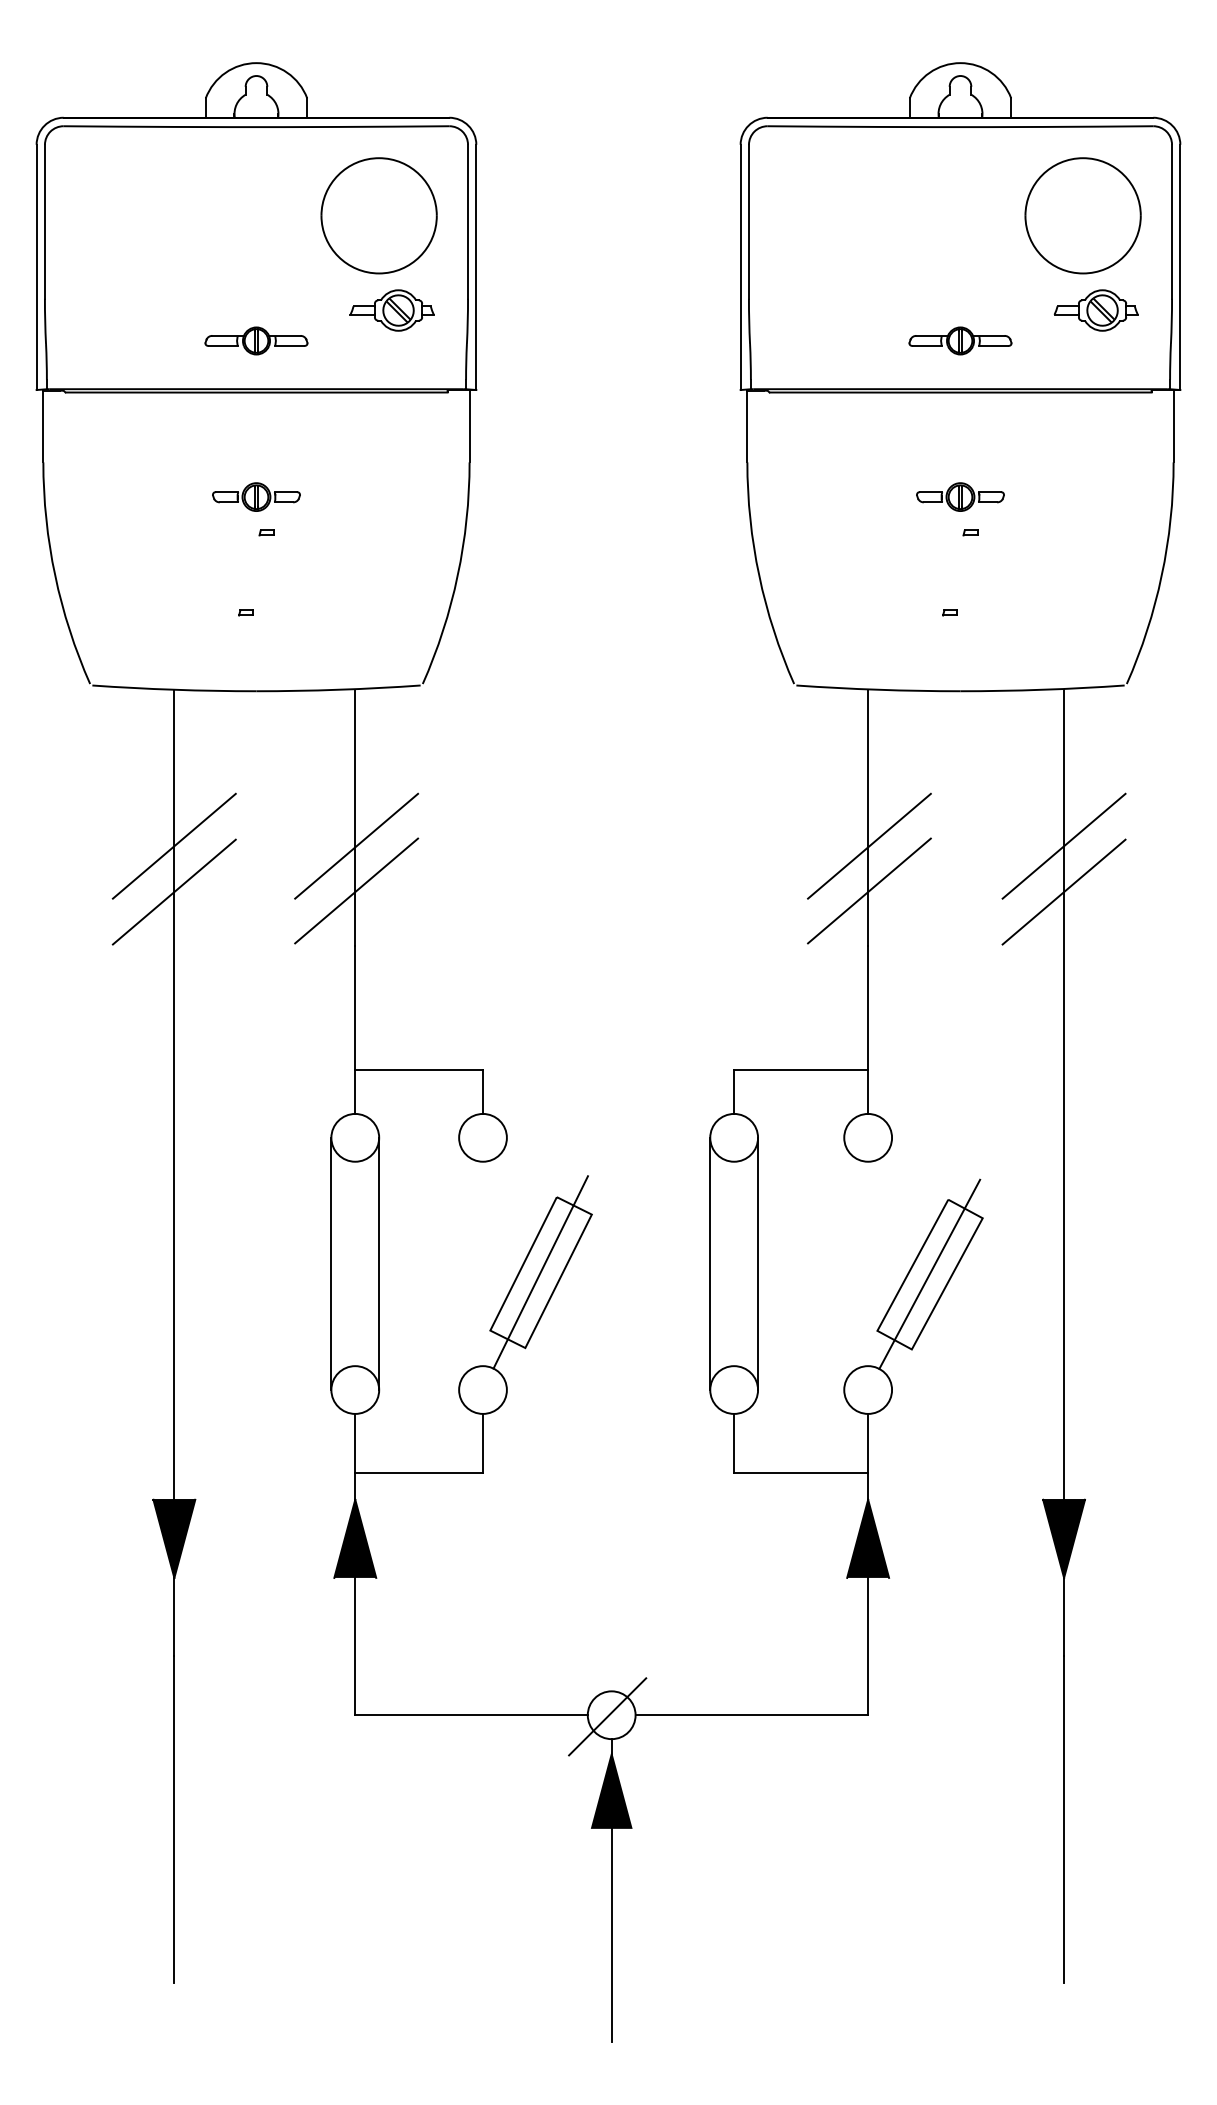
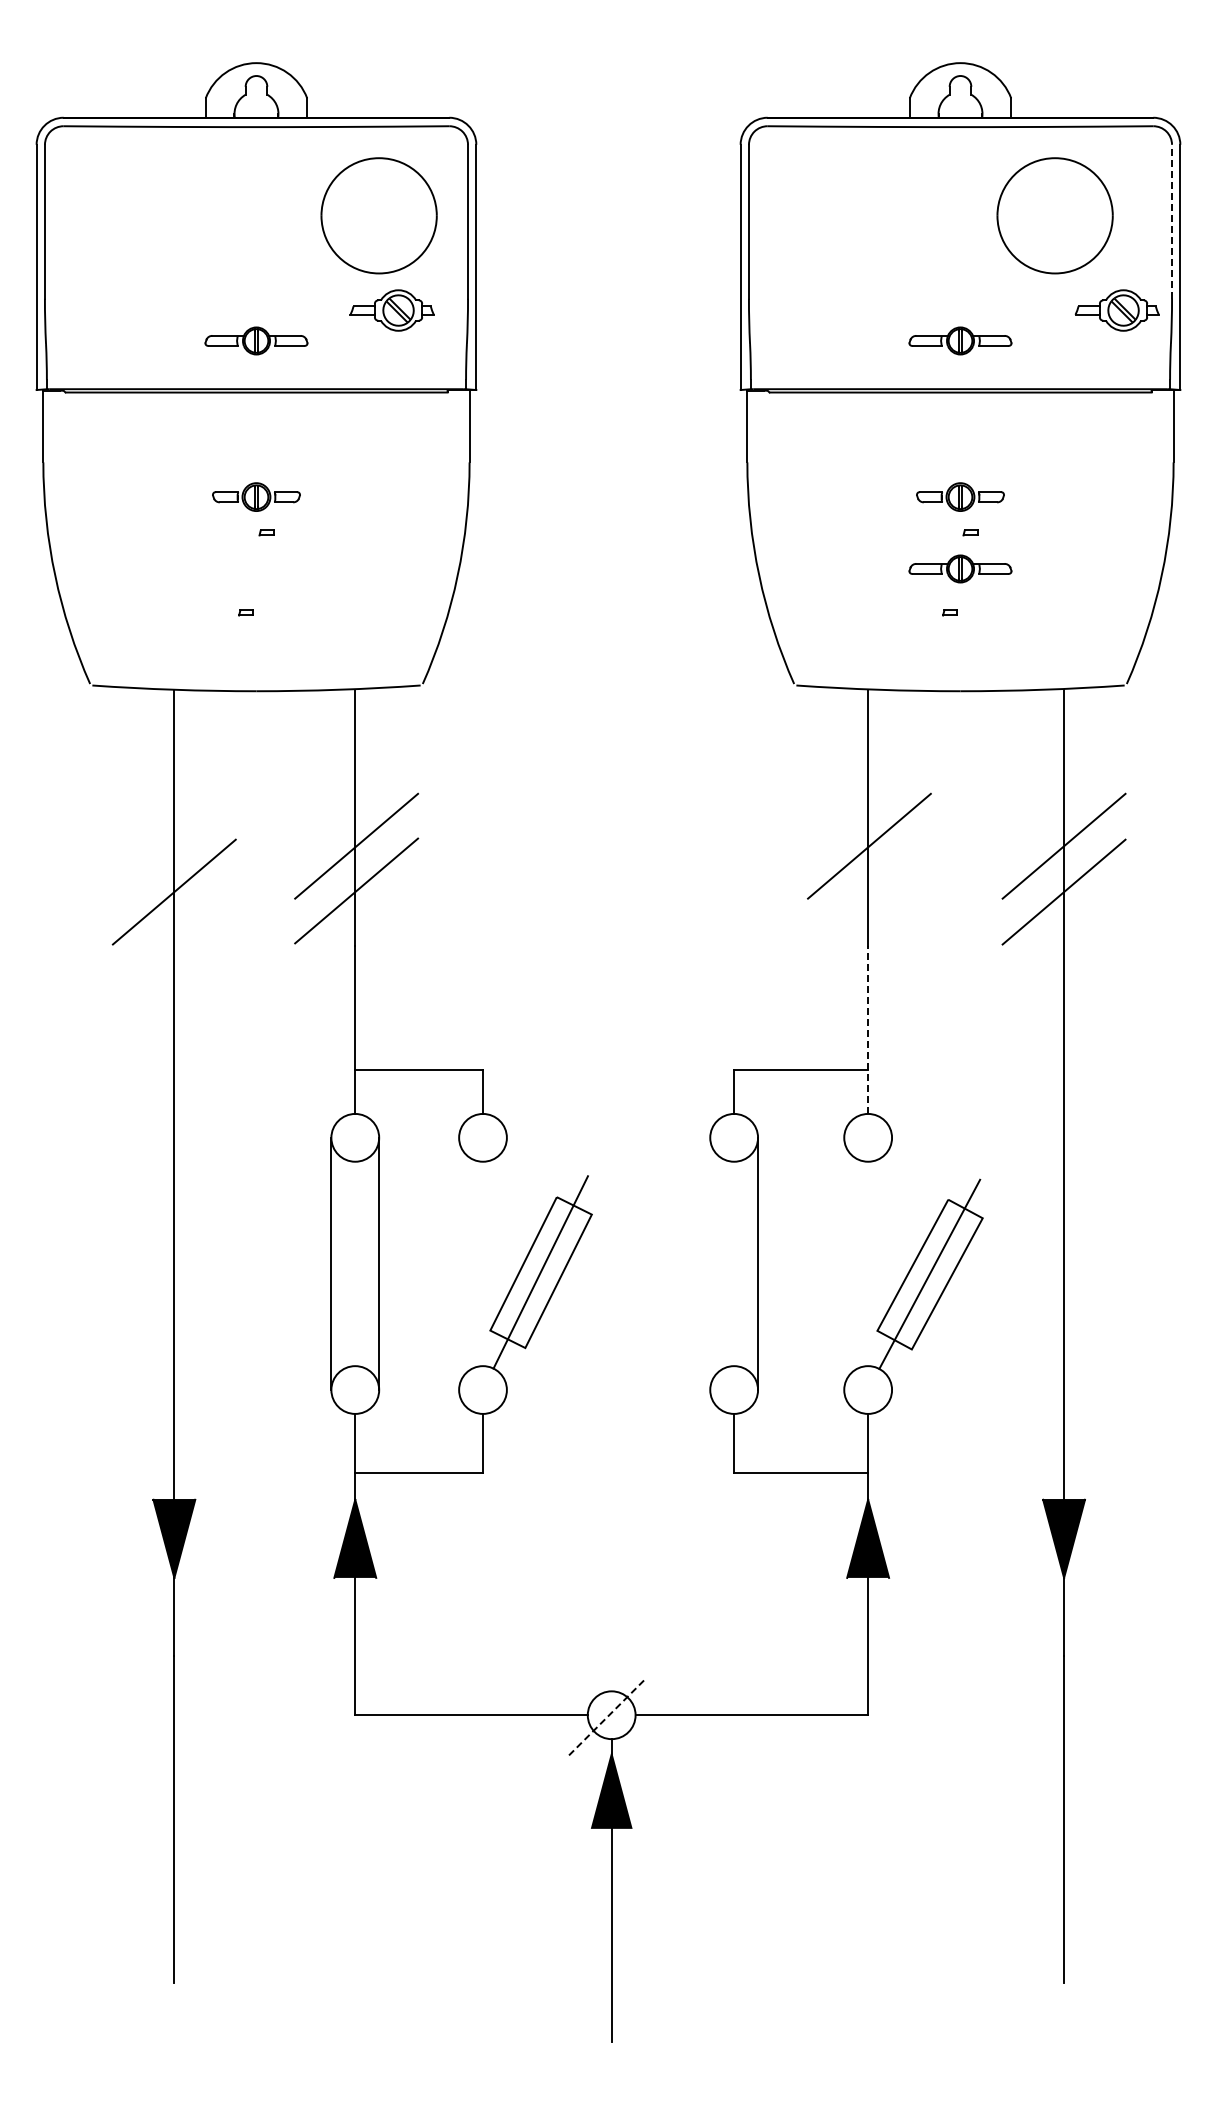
part position: (1082, 215) -> (1054, 215) (1054, 215)
line: solid -> dashed (1172, 221)
part position: (1095, 310) -> (1116, 310) (1116, 310)
part: none -> present (960, 568)
line: present -> none (173, 845)
line: present -> none (869, 890)
line: solid -> dashed (868, 1030)
line: present -> none (710, 1263)
line: solid -> dashed (607, 1716)
